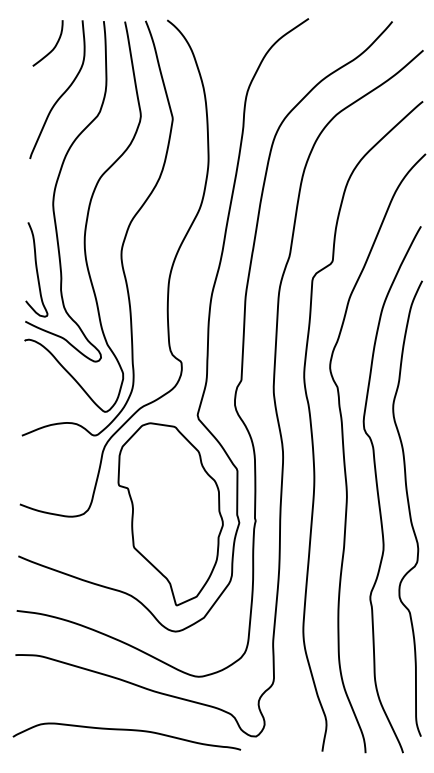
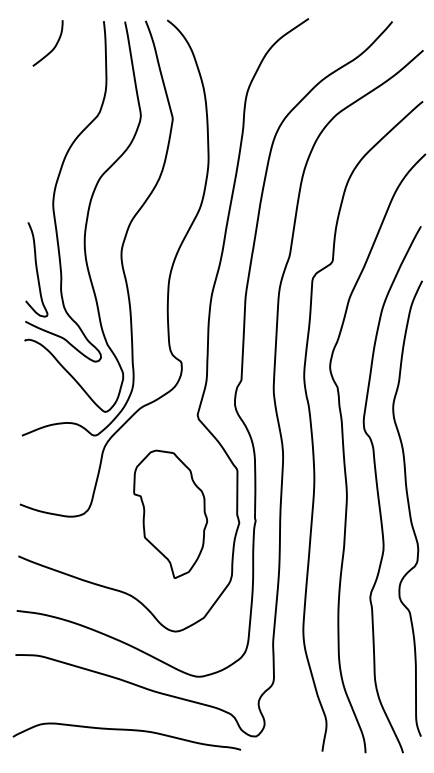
curve: present -> none (62, 93)
part size: 107x185 px -> 76x130 px (170, 513)
